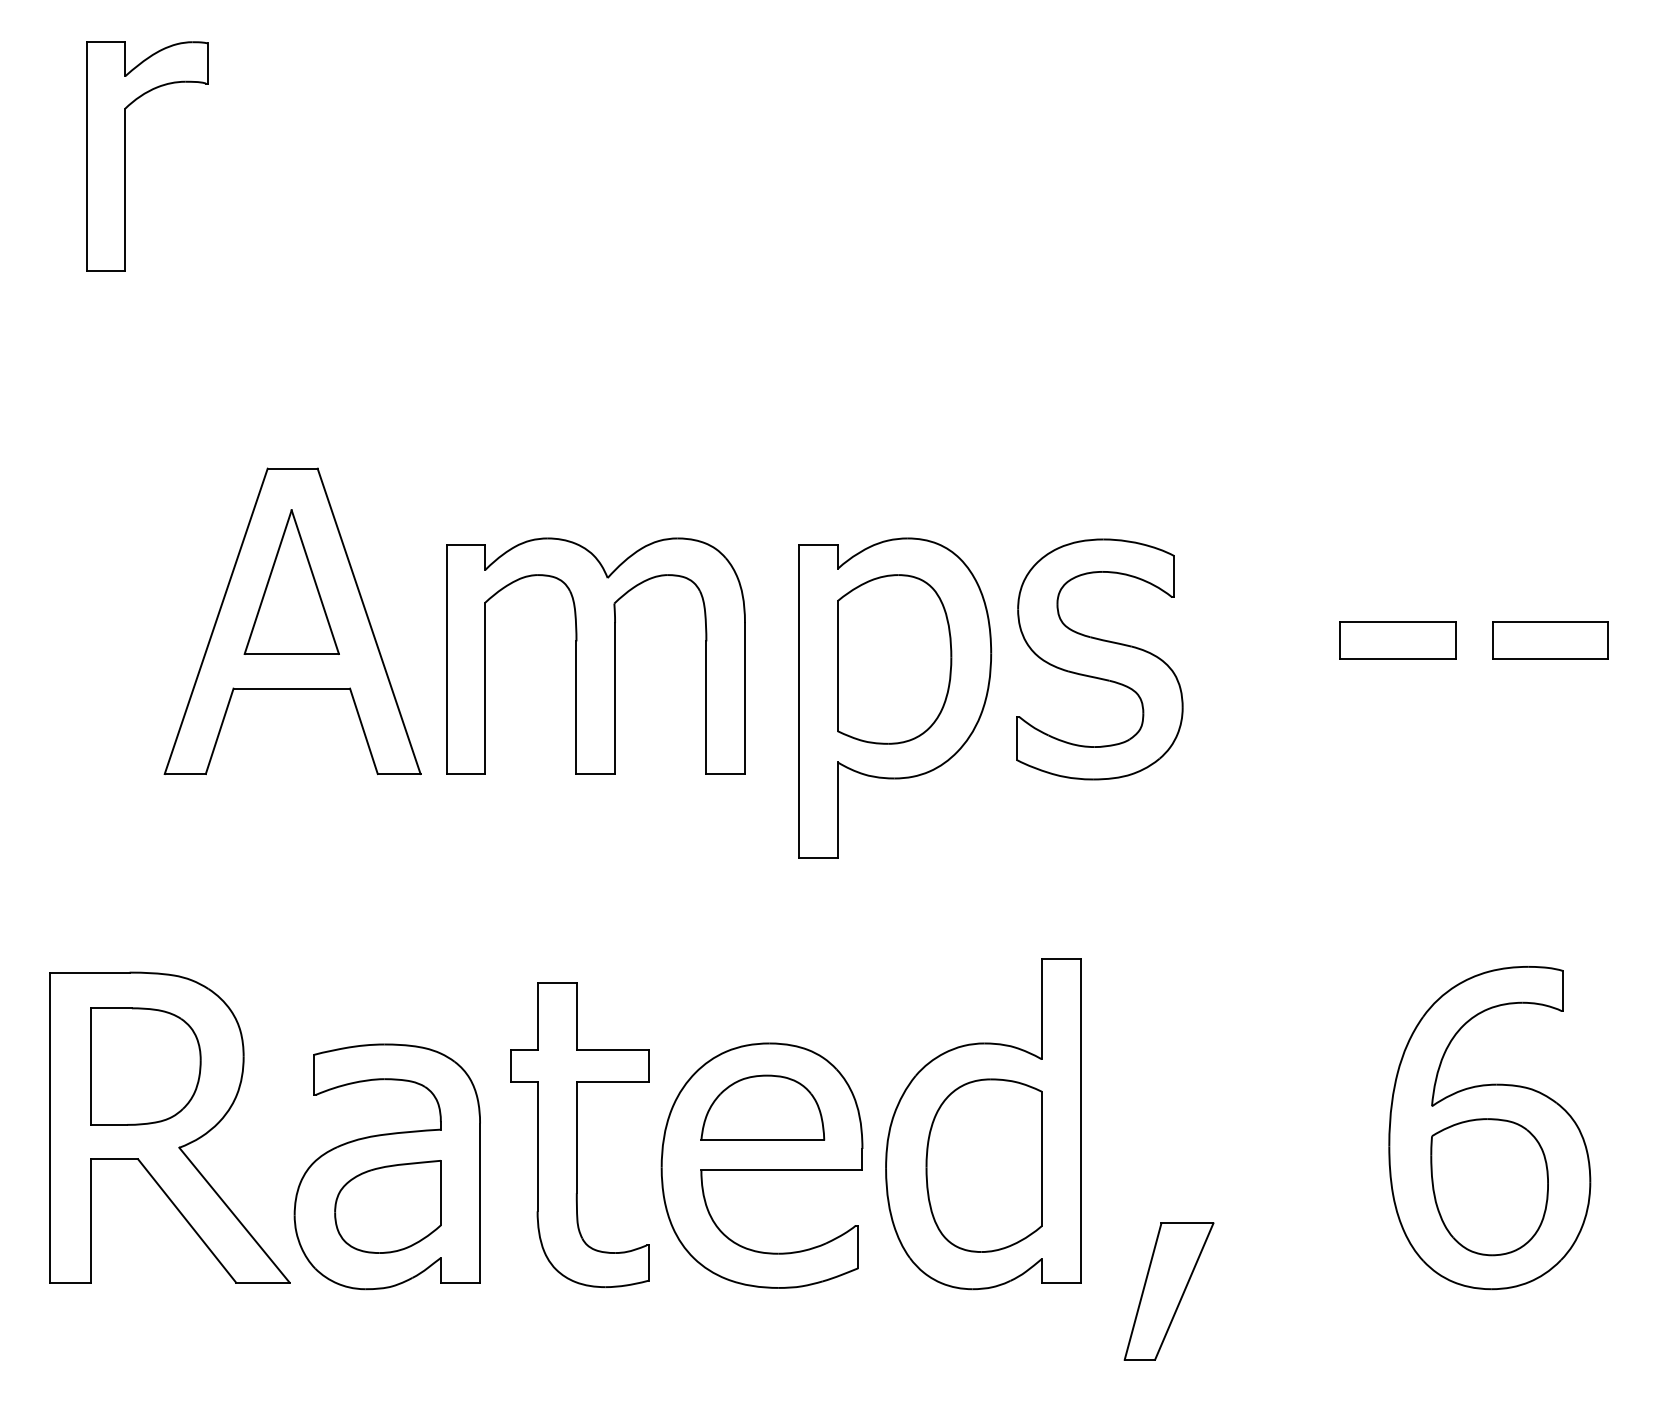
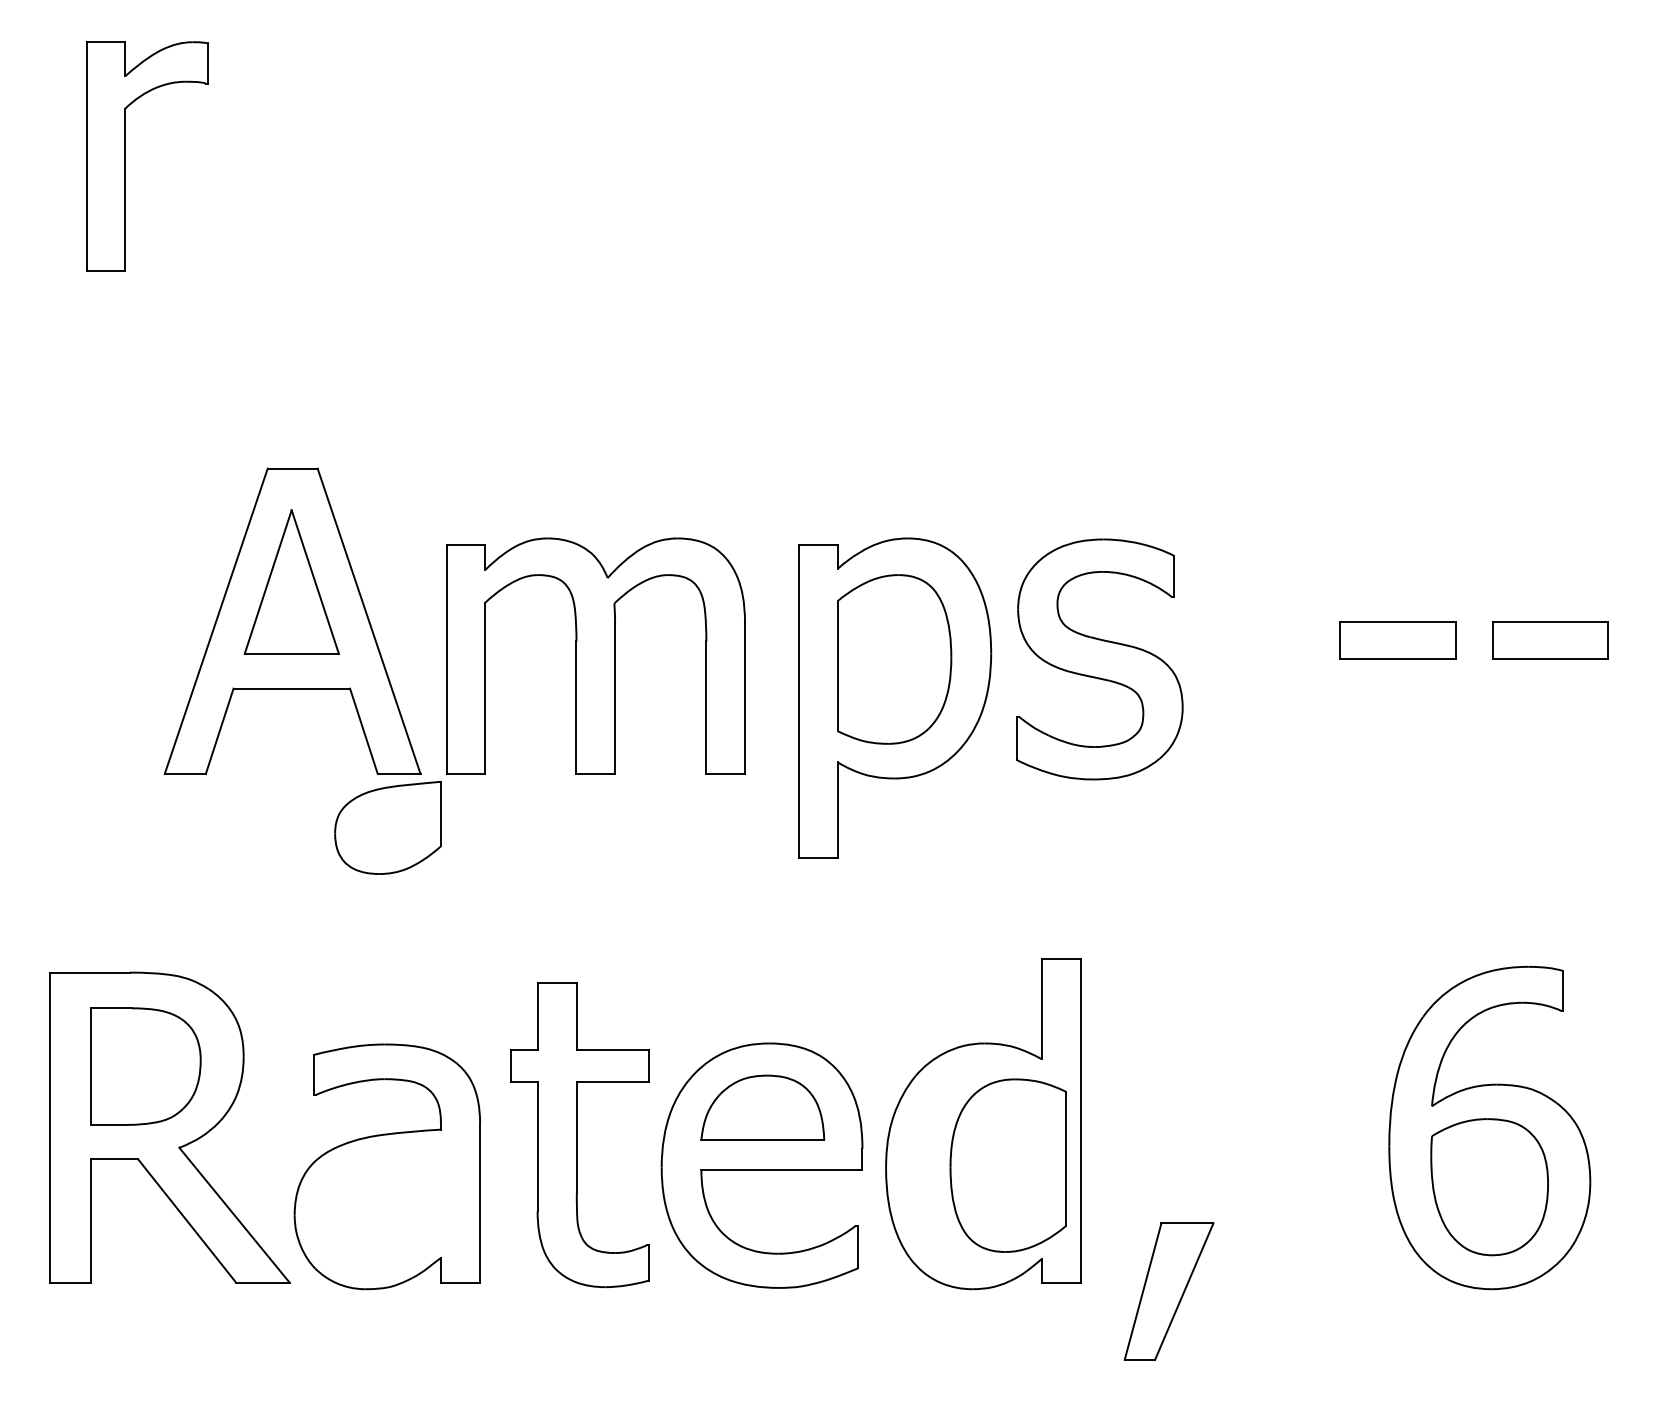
part position: (983, 1165) -> (1007, 1165) (1007, 1165)
part position: (387, 1206) -> (387, 827) (387, 827)
